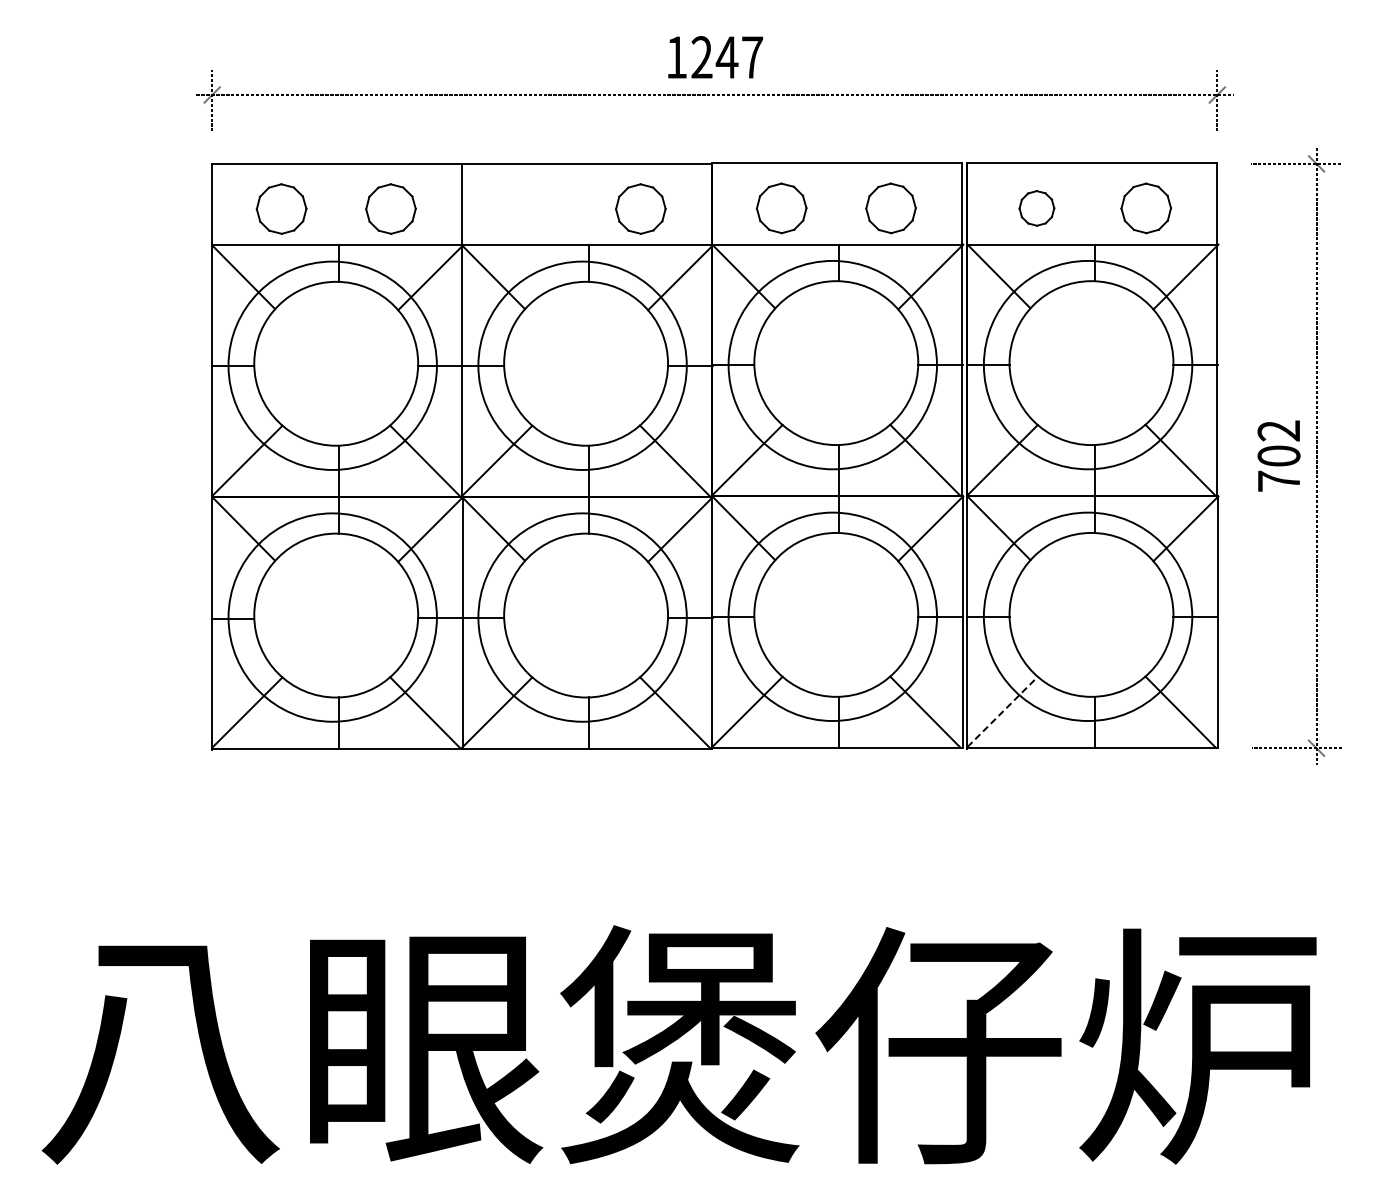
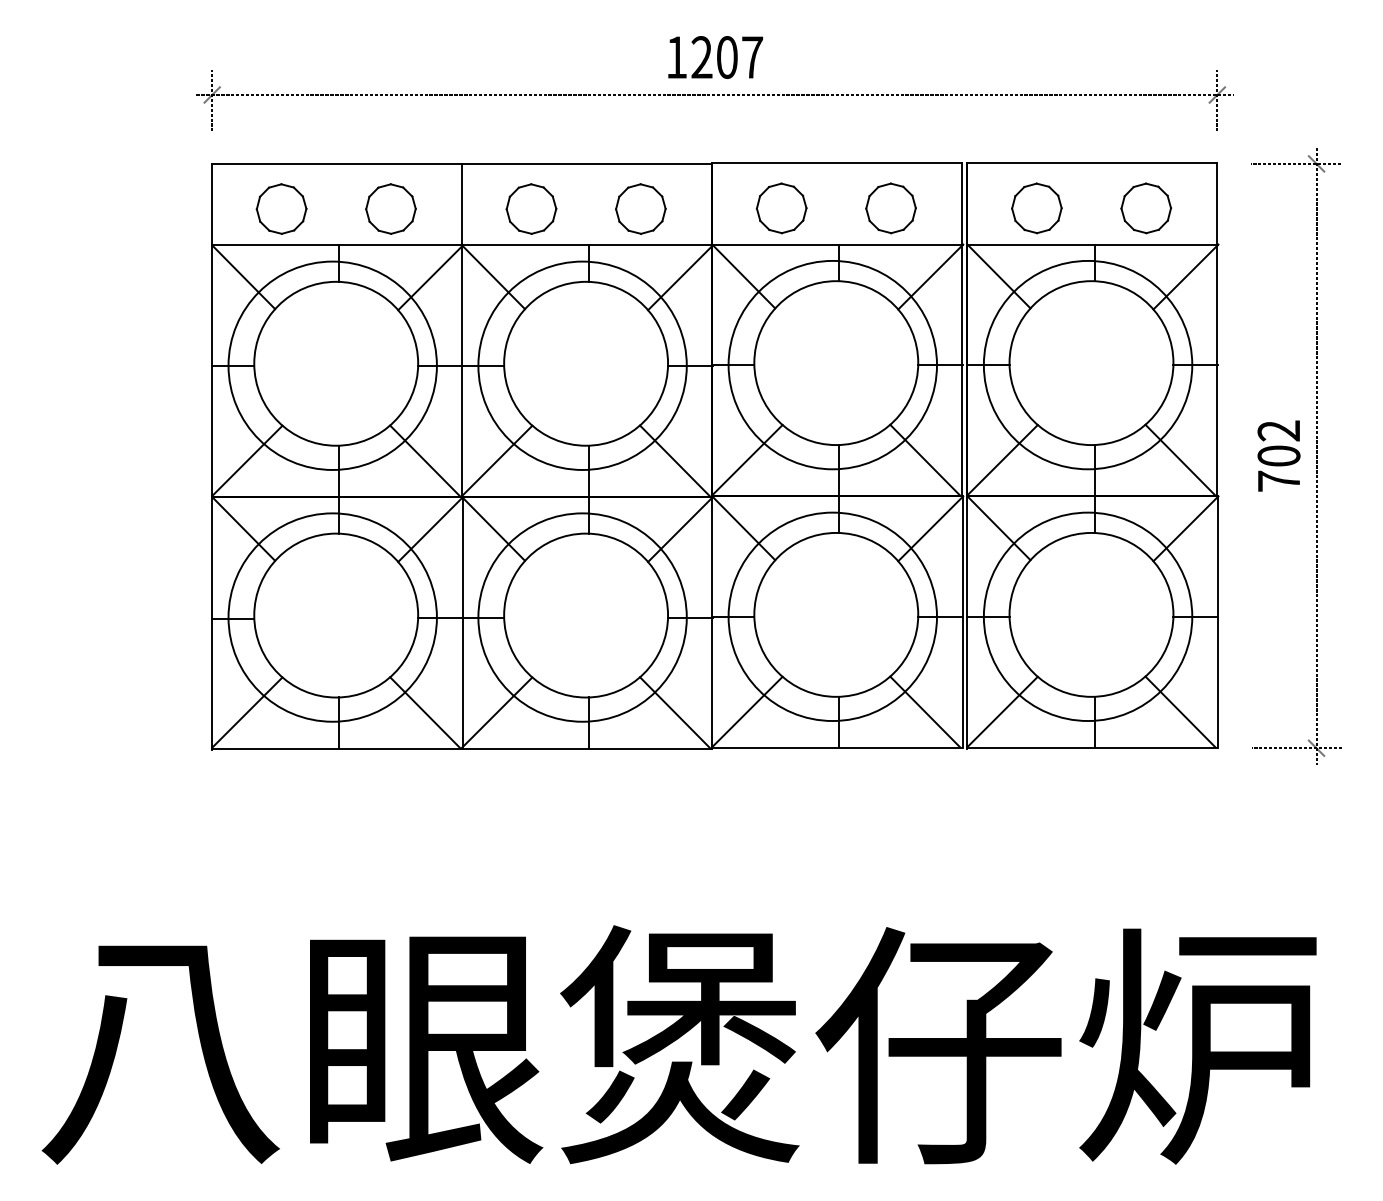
text: 1247 -> 1207 (726, 57)
part: none -> present (531, 208)
part size: 38x37 px -> 52x53 px (1036, 208)
line: dashed -> solid (1002, 711)
